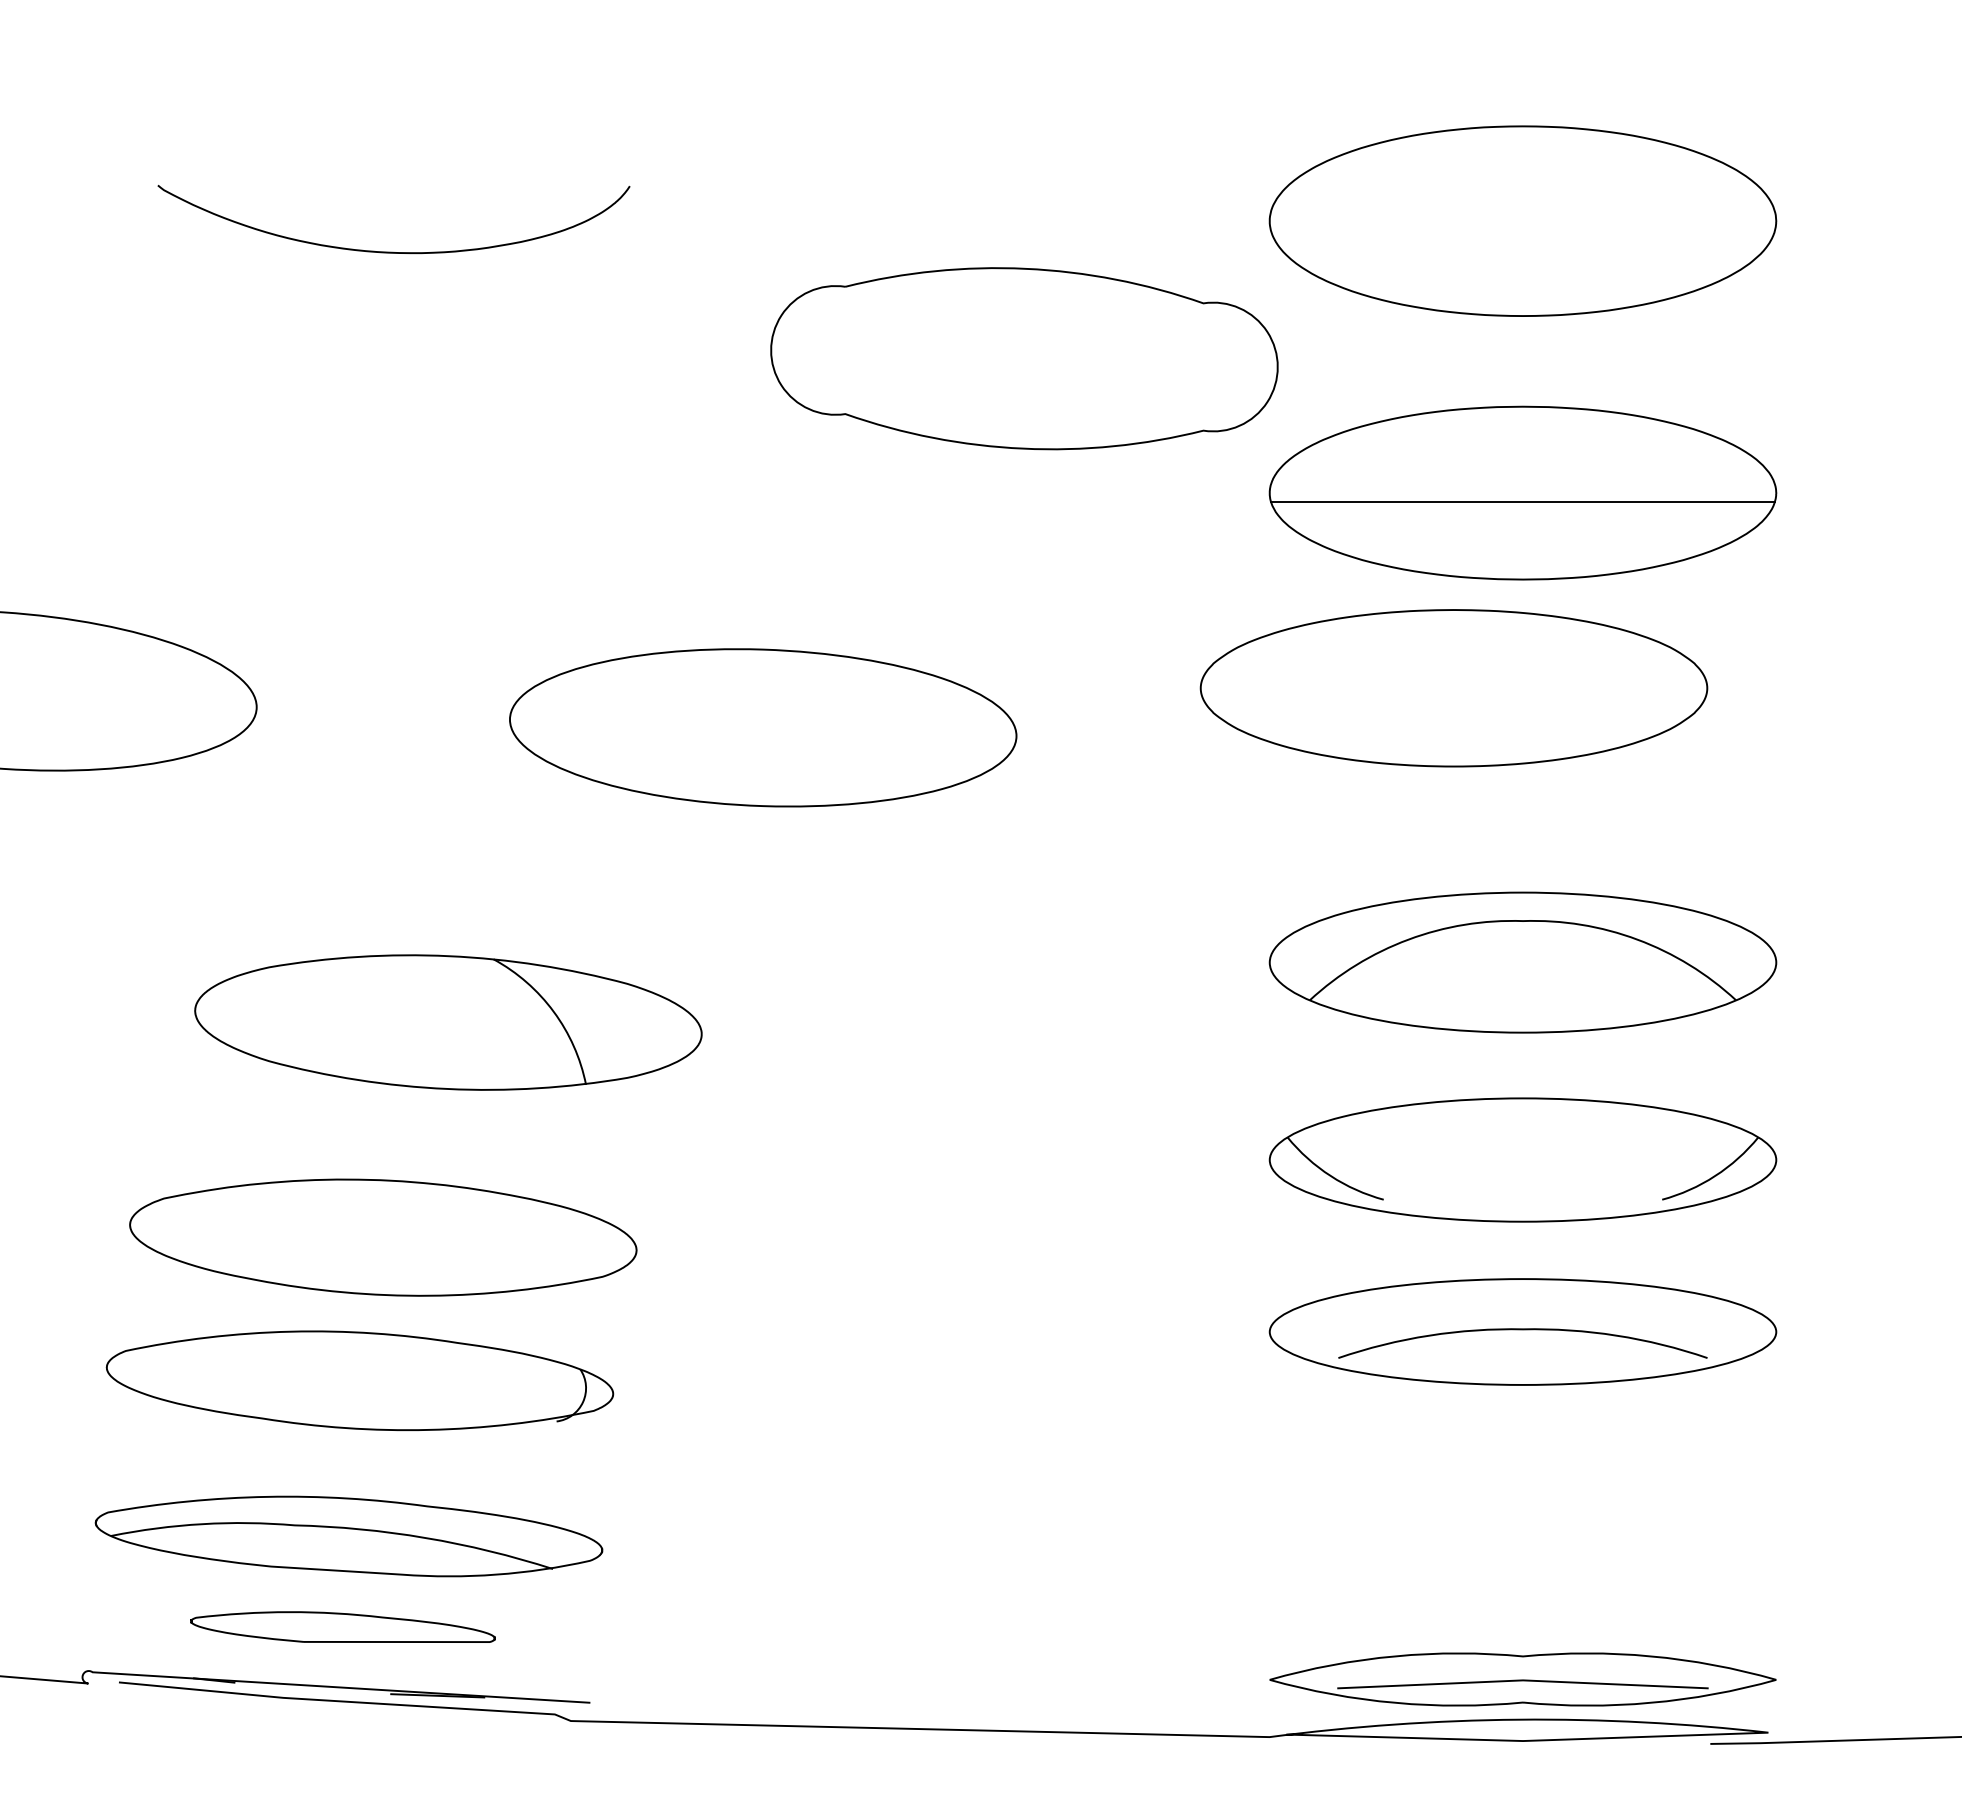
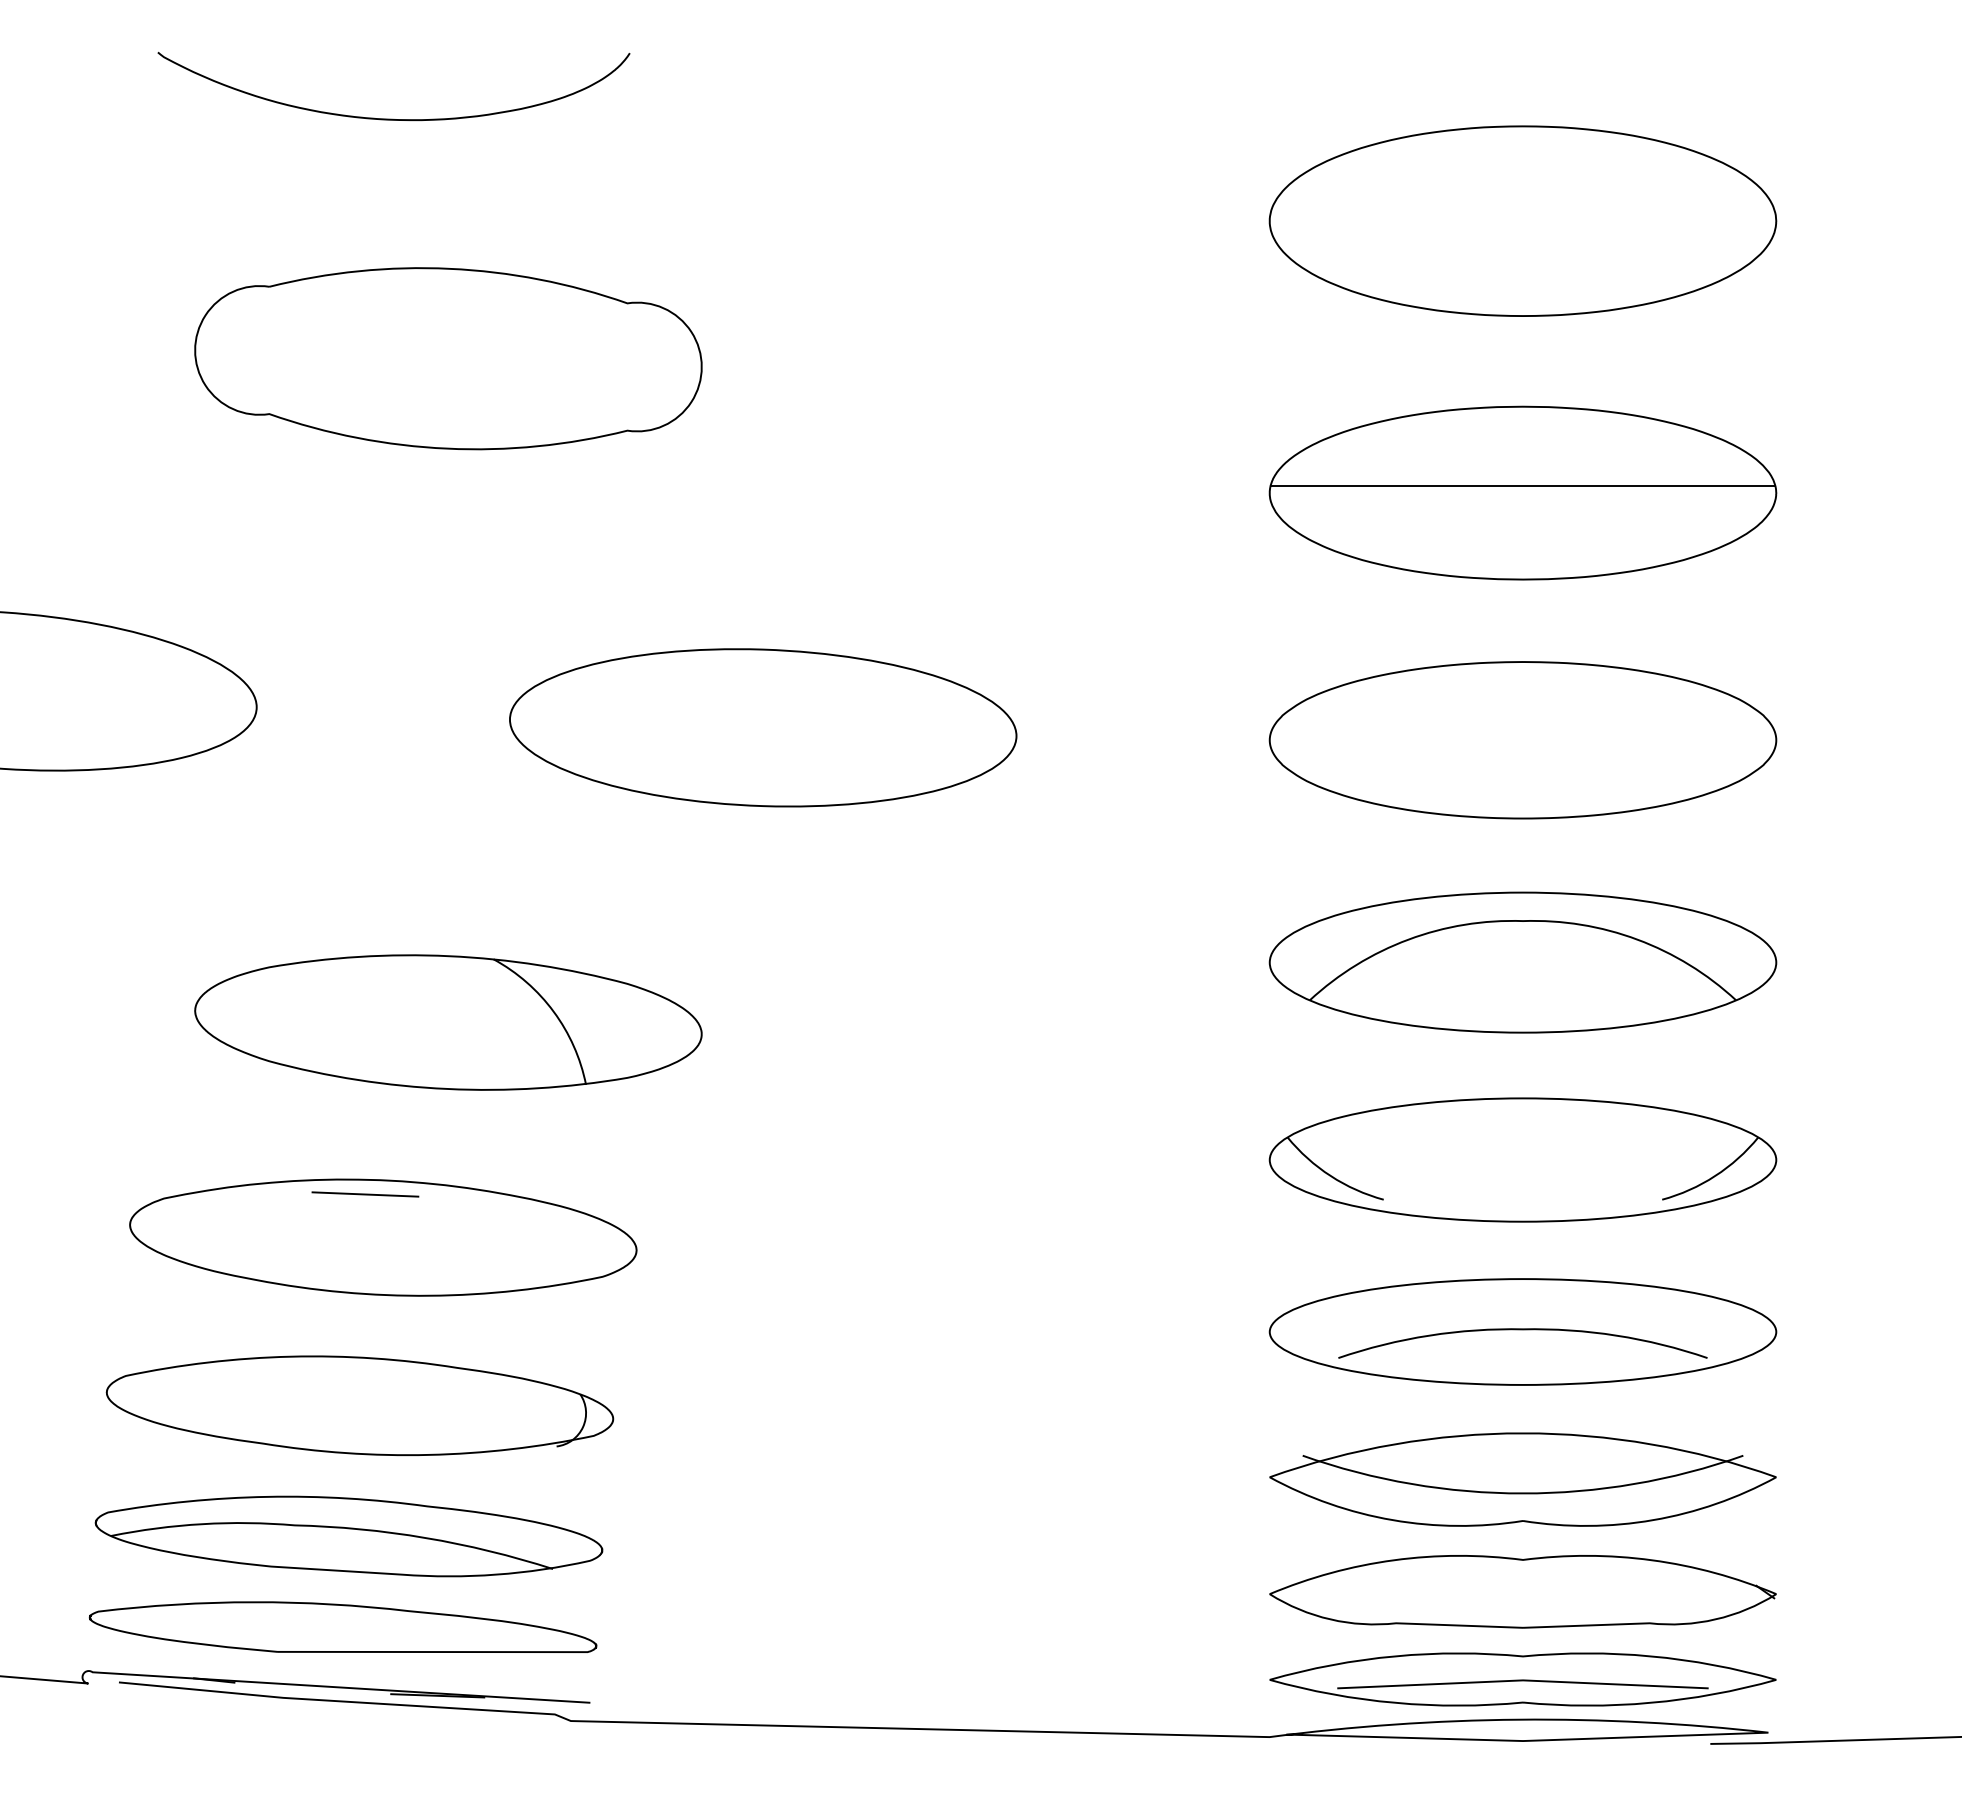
curve position: (393, 251) -> (393, 118) (393, 118)
part position: (1024, 358) -> (448, 358) (448, 358)
line position: (1522, 502) -> (1522, 486) (1522, 486)
part position: (1453, 688) -> (1522, 740) (1522, 740)
line: none -> present (365, 1194)
part position: (359, 1380) -> (359, 1405) (359, 1405)
part: none -> present (1522, 1479)
part: none -> present (1522, 1591)
part size: 306x32 px -> 510x52 px (342, 1626)
